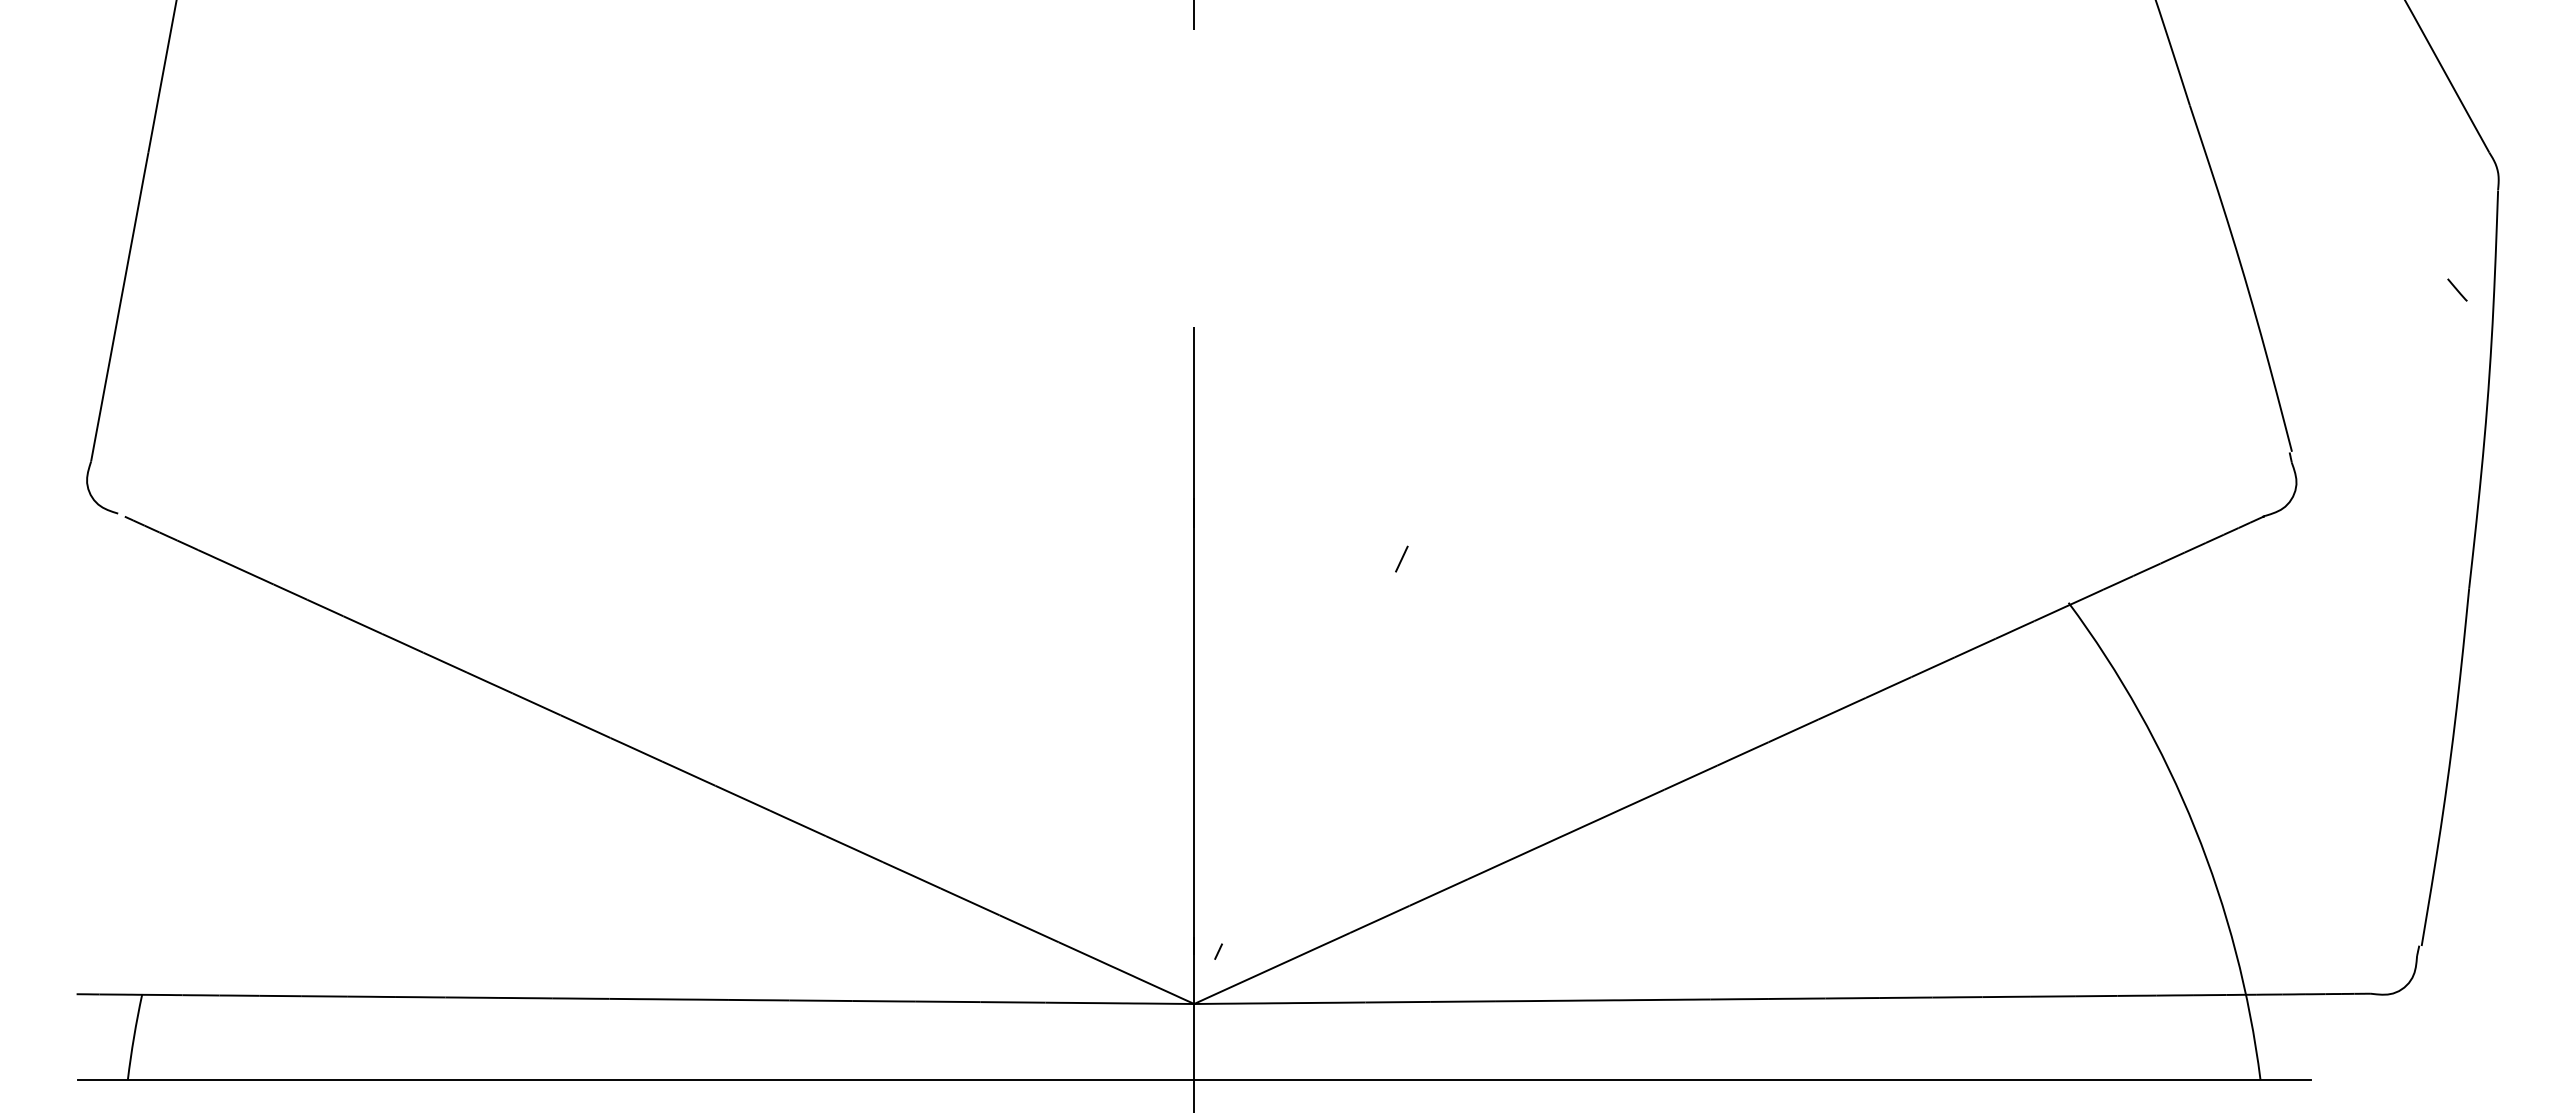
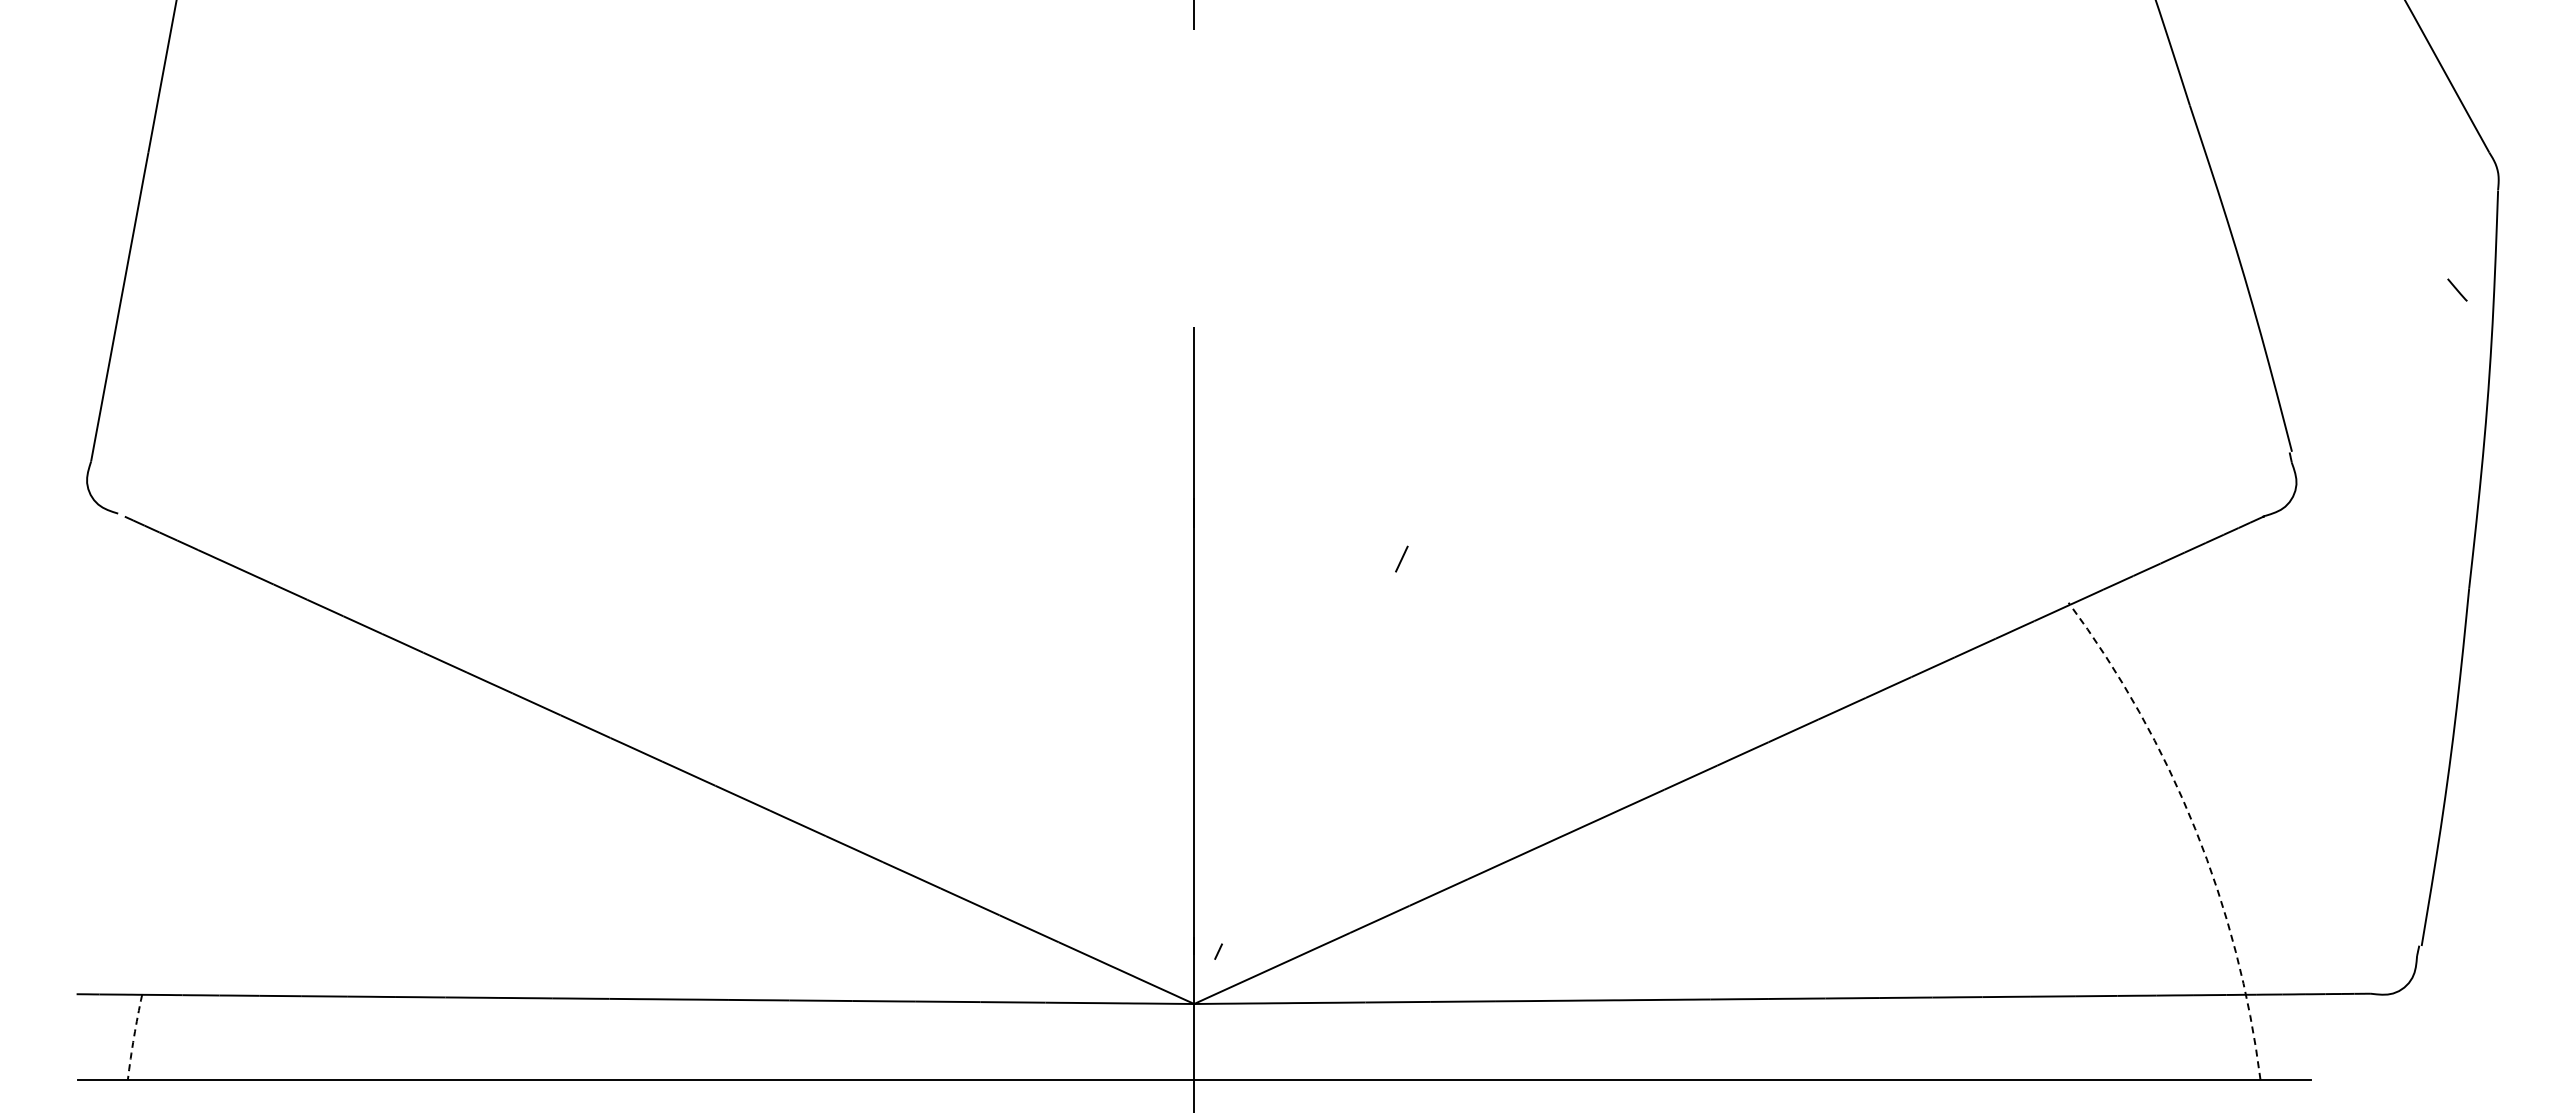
arc: solid -> dashed (2195, 828)
arc: solid -> dashed (134, 1037)
